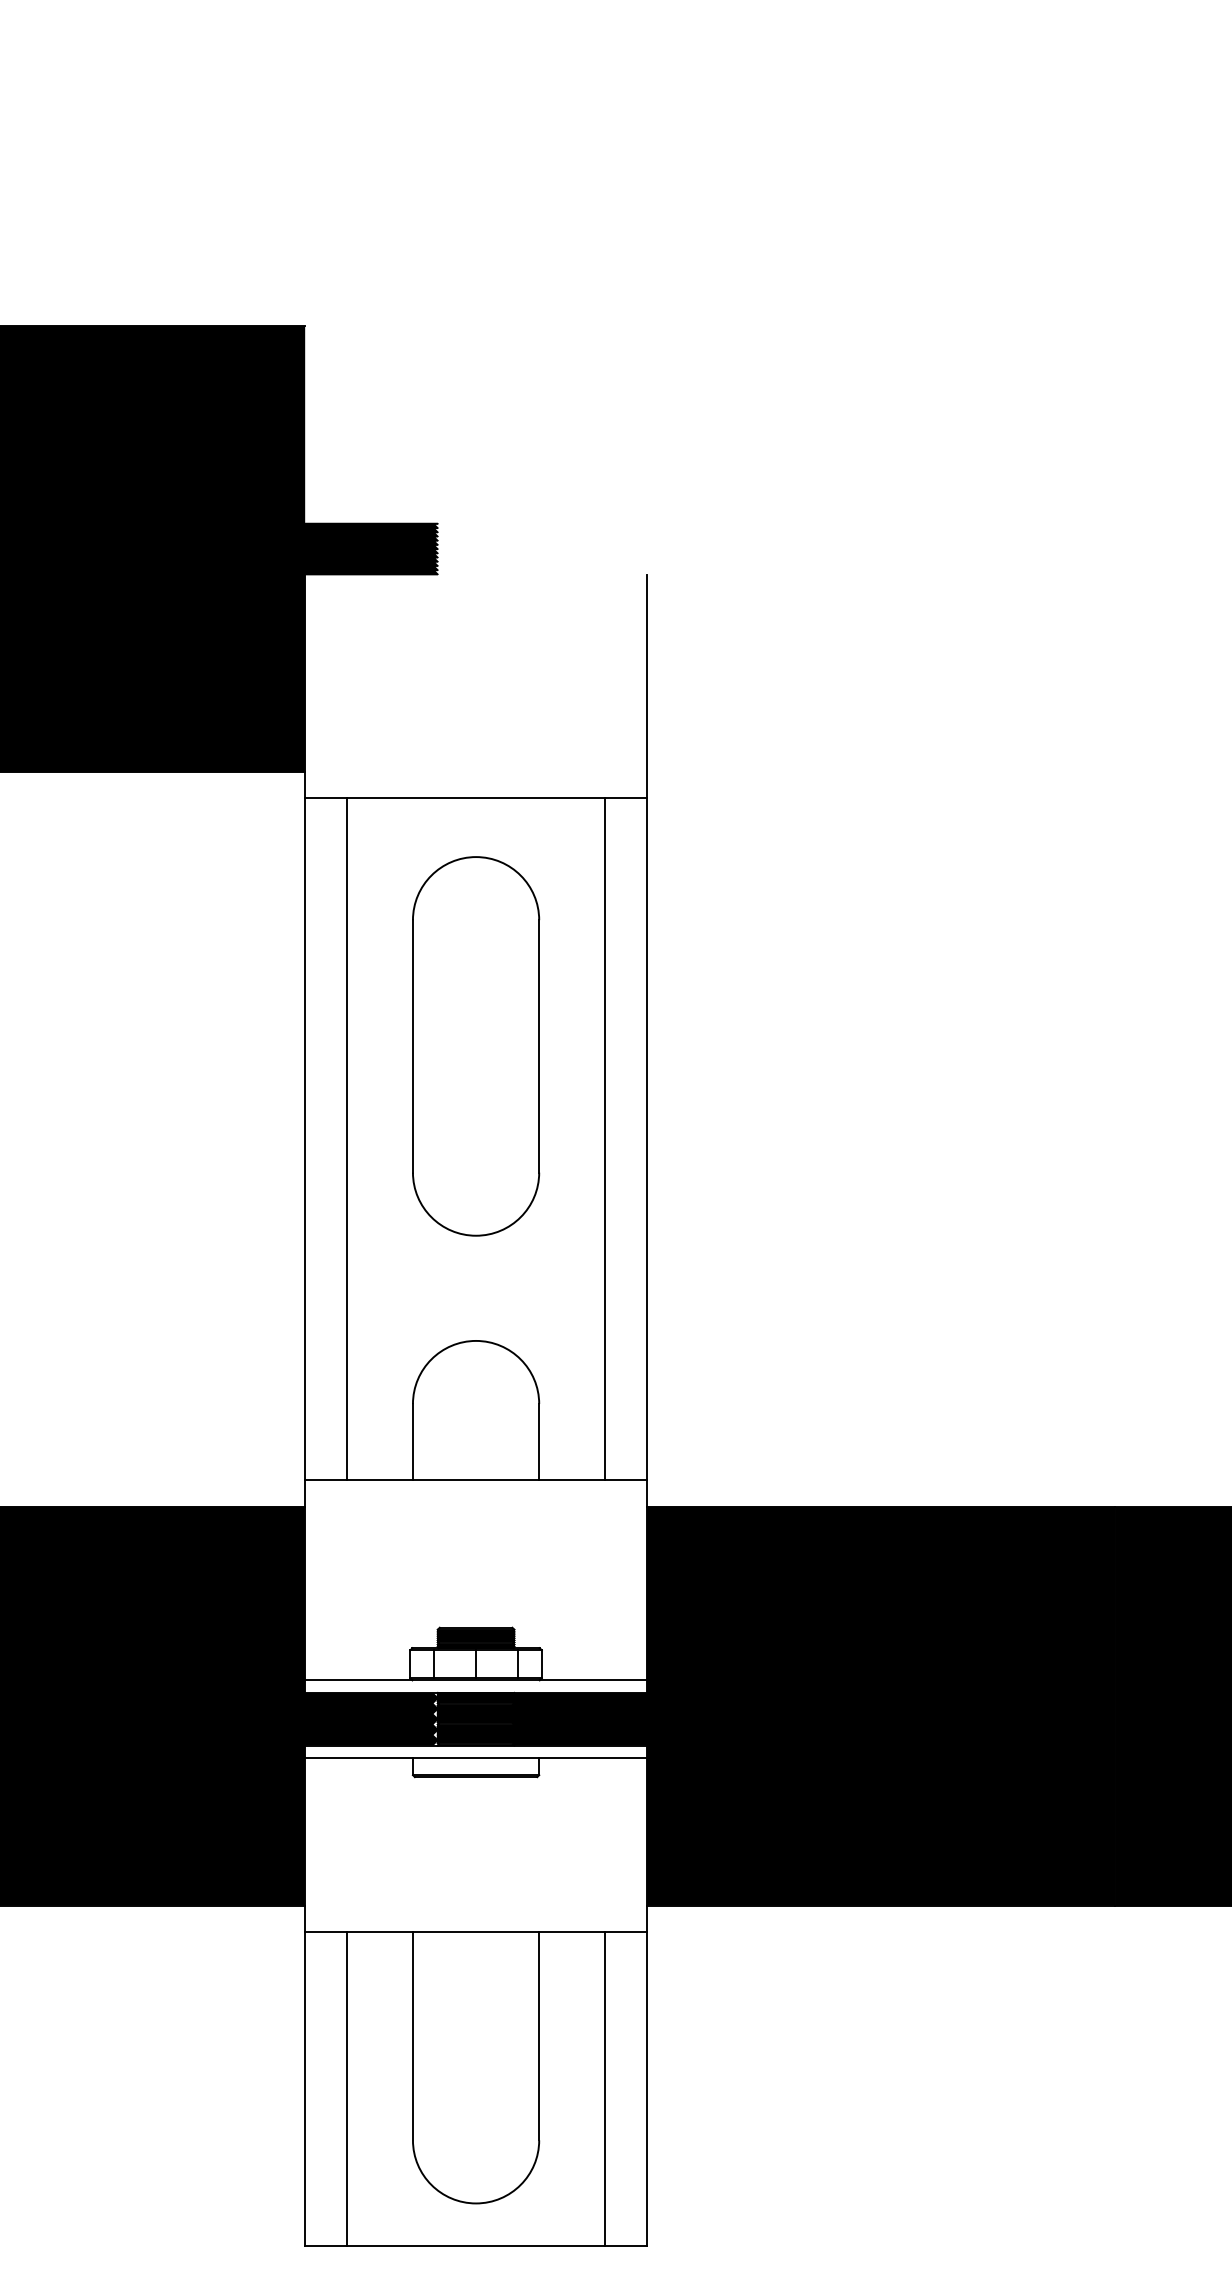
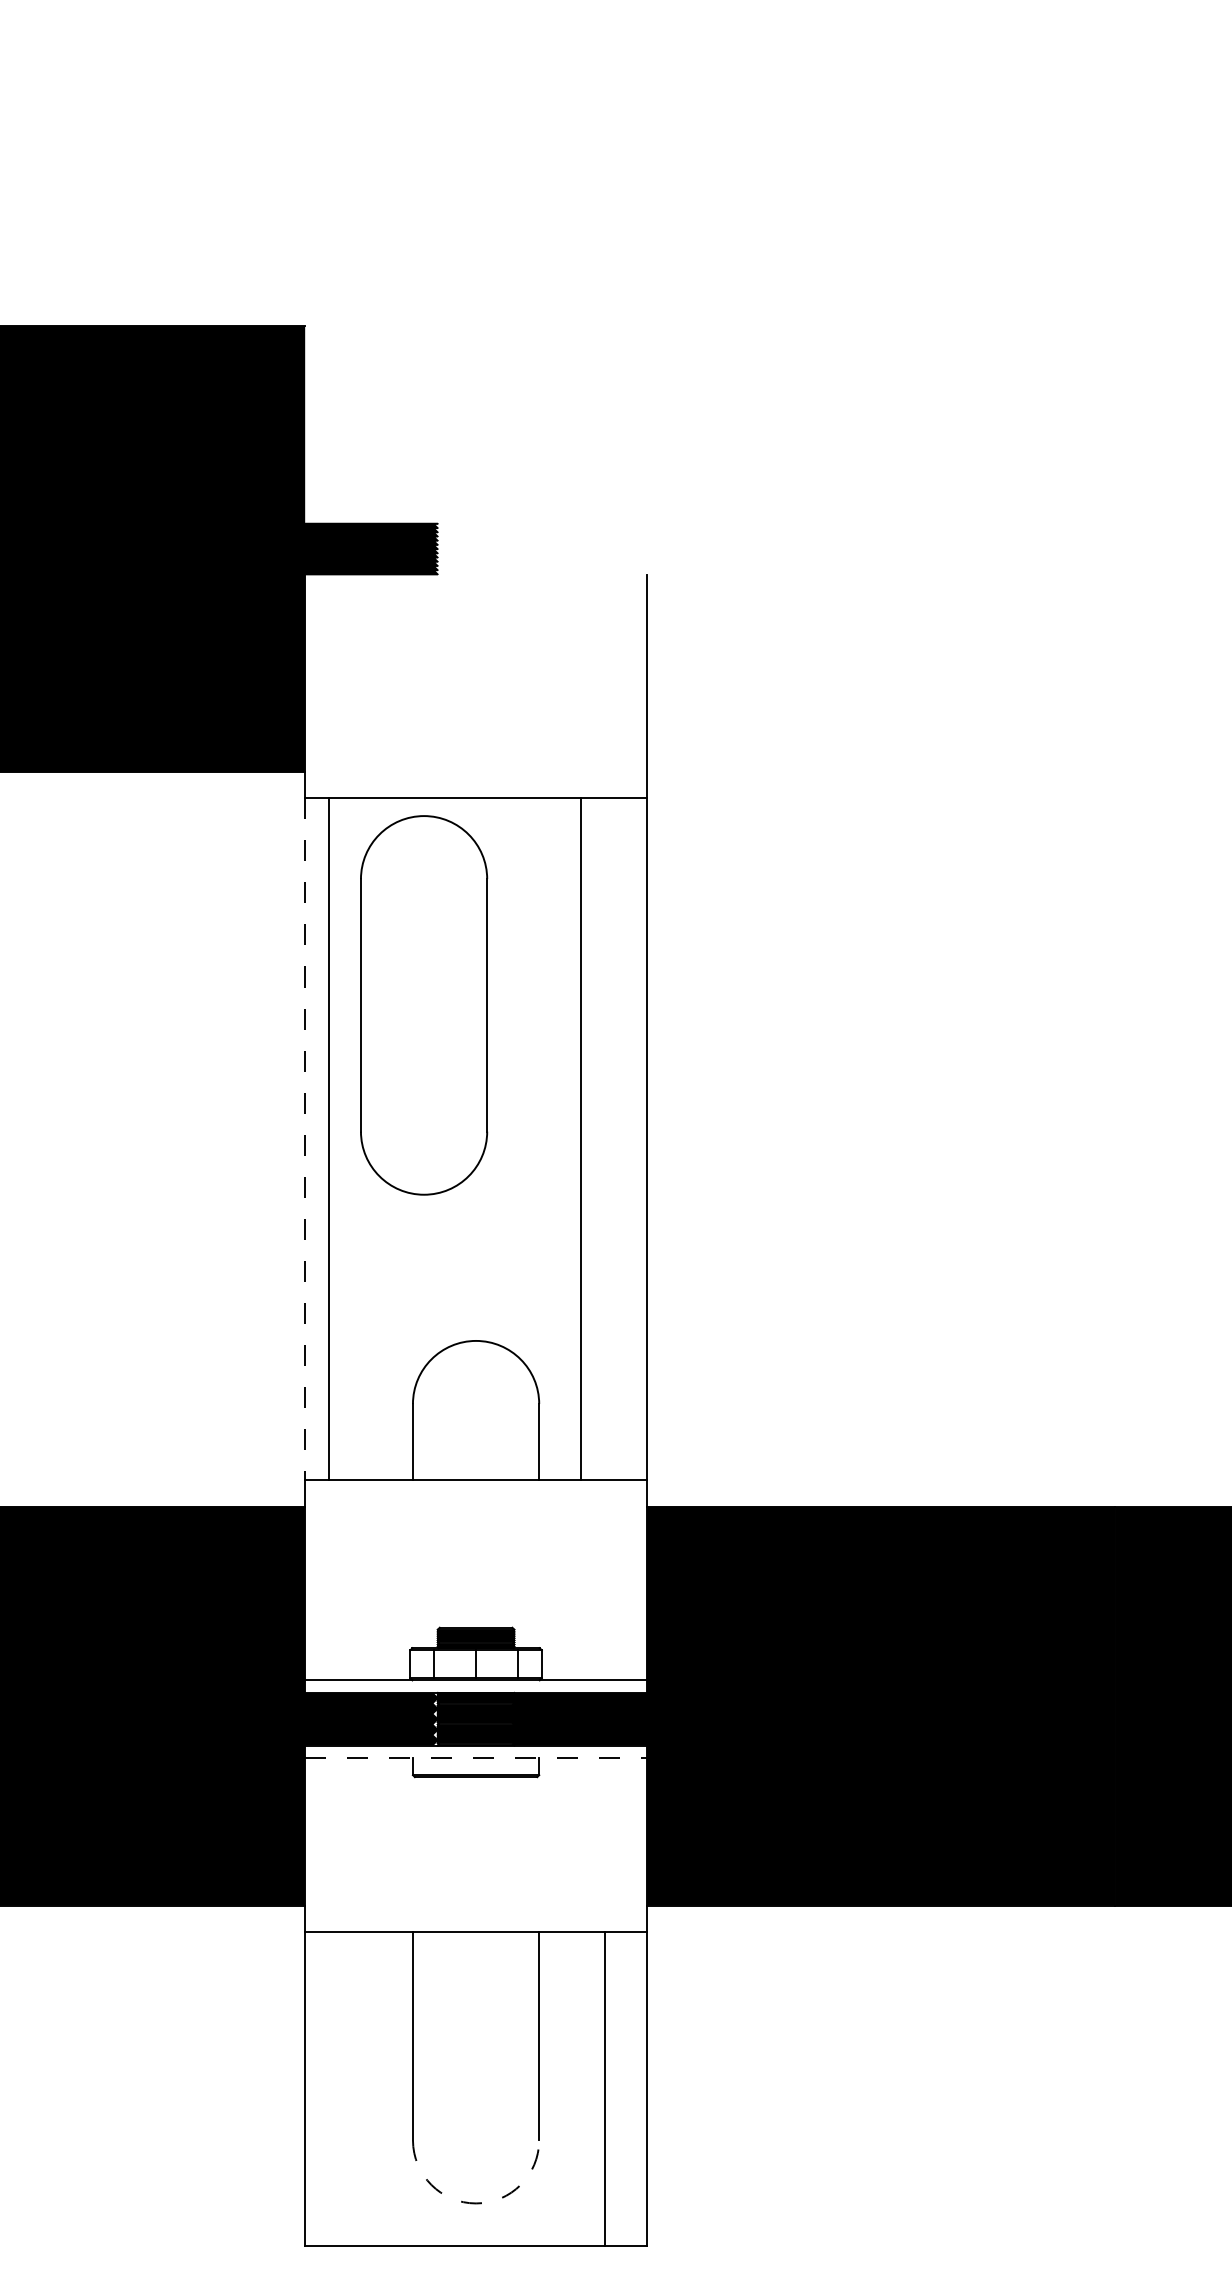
part position: (476, 1046) -> (424, 1005) (424, 1005)
line: solid -> dashed (305, 1139)
line position: (347, 1139) -> (329, 1139) (329, 1139)
line position: (604, 1139) -> (580, 1139) (580, 1139)
line: solid -> dashed (476, 1758)
line: present -> none (347, 2088)
arc: solid -> dashed (476, 2203)
